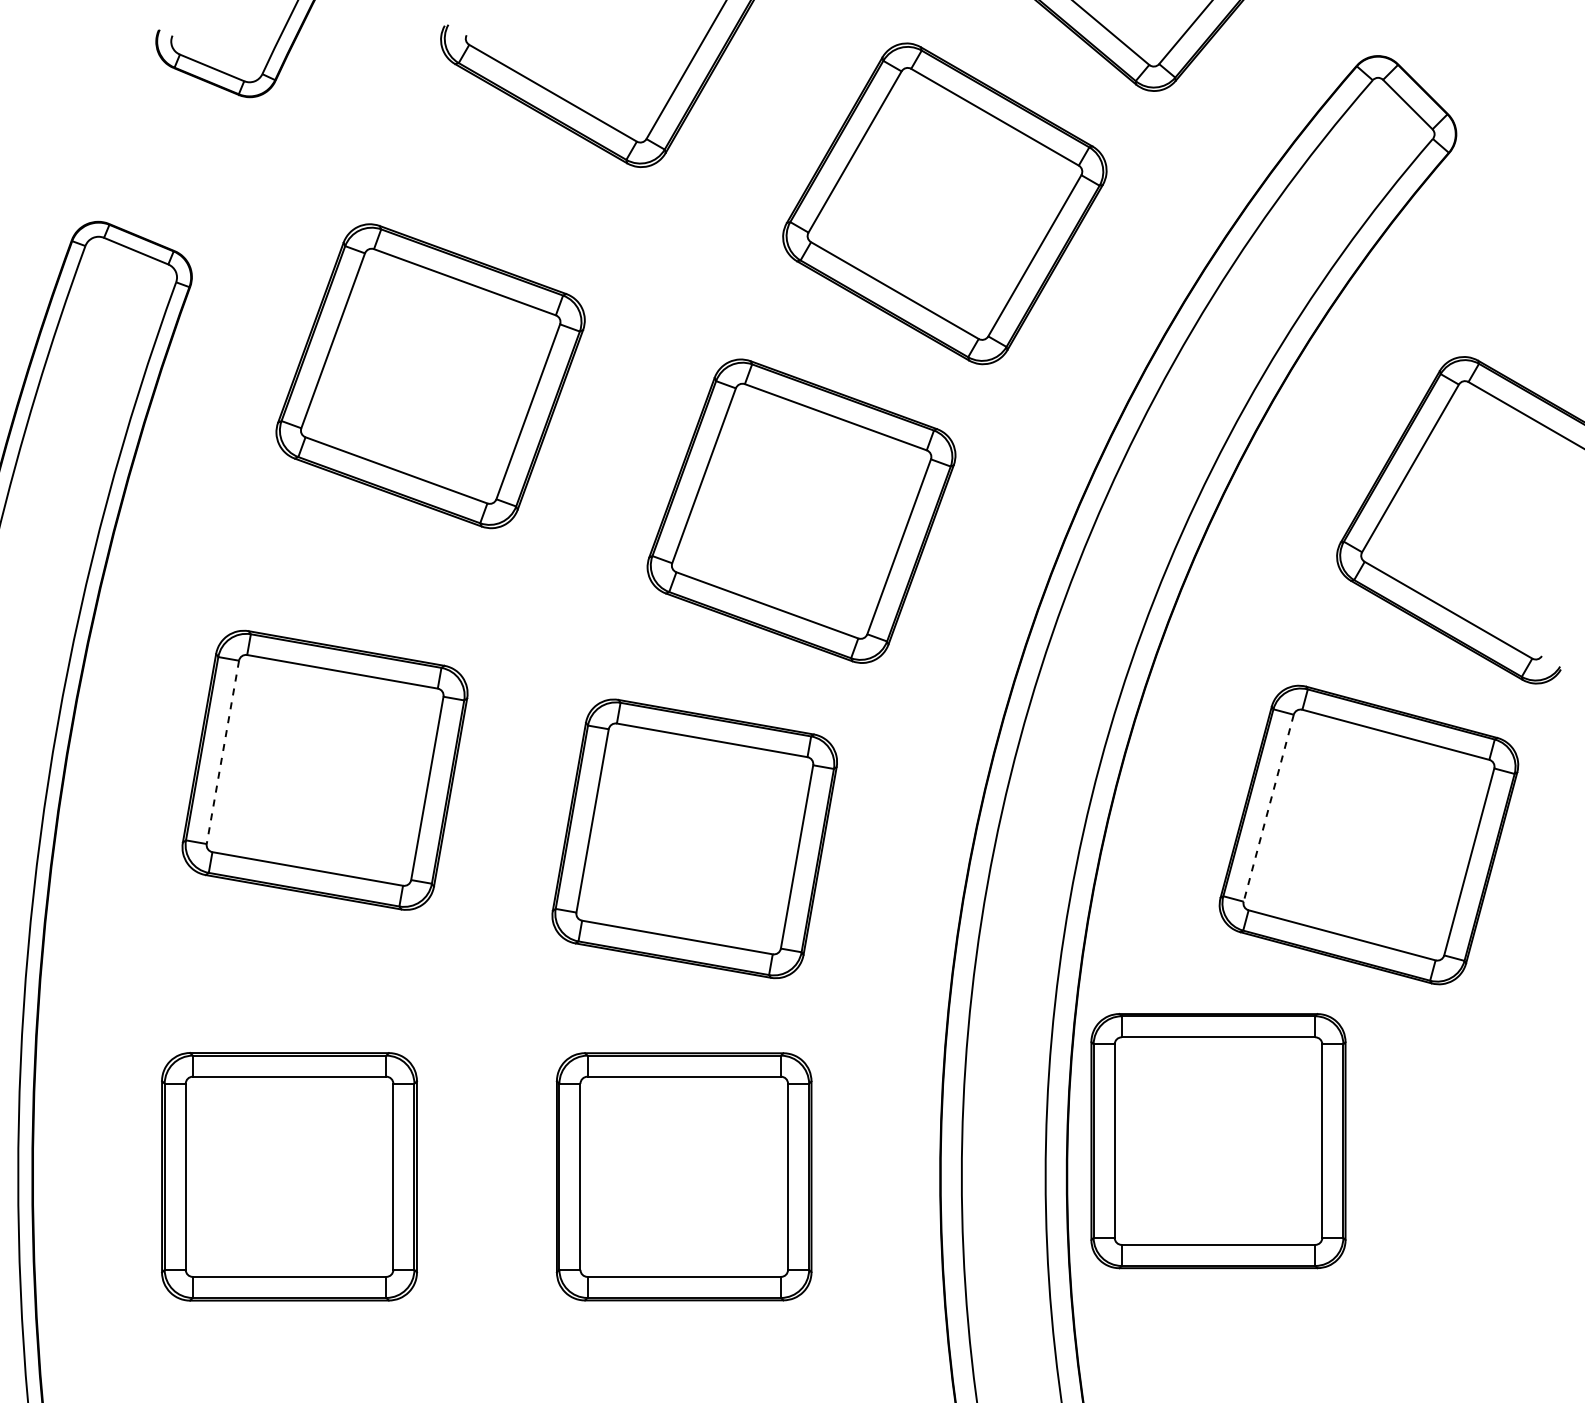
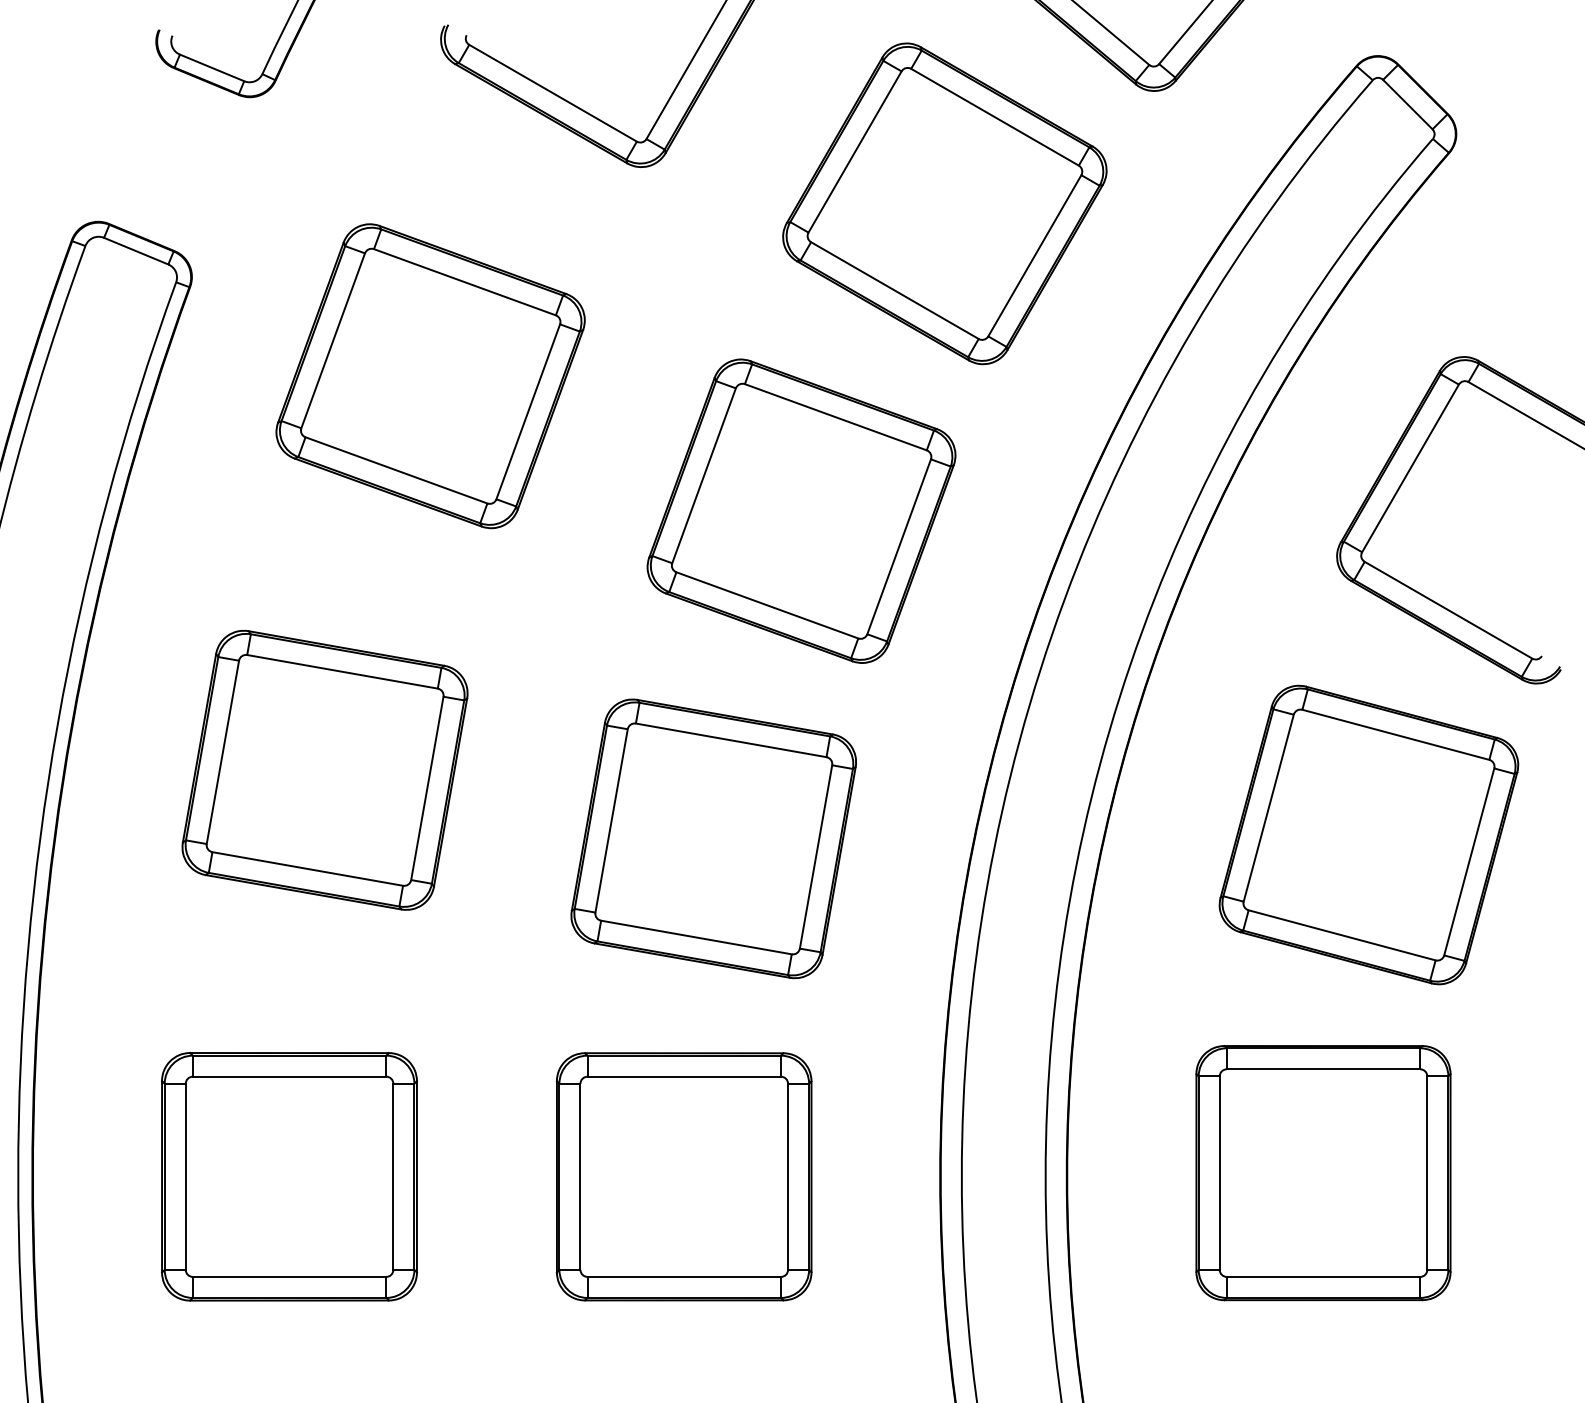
line: dashed -> solid (222, 752)
line: dashed -> solid (1268, 808)
part position: (694, 838) -> (713, 838) (713, 838)
part position: (1218, 1141) -> (1323, 1173) (1323, 1173)
